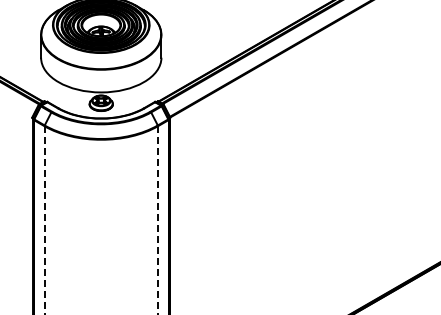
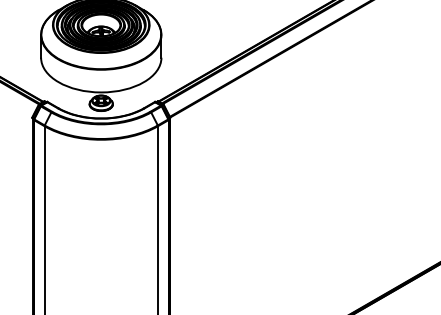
line: dashed -> solid (44, 220)
line: dashed -> solid (158, 220)
